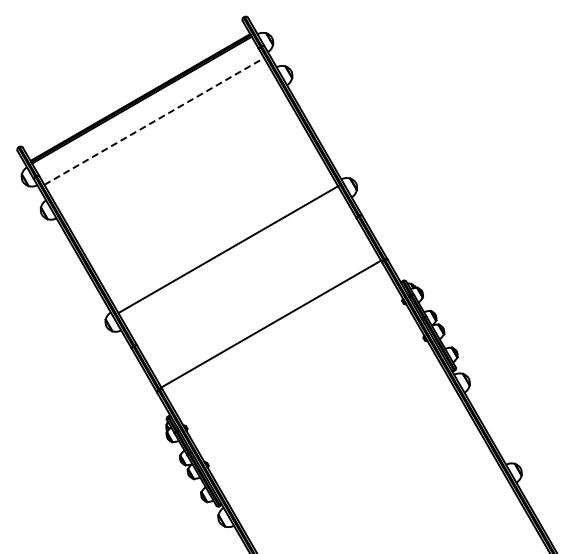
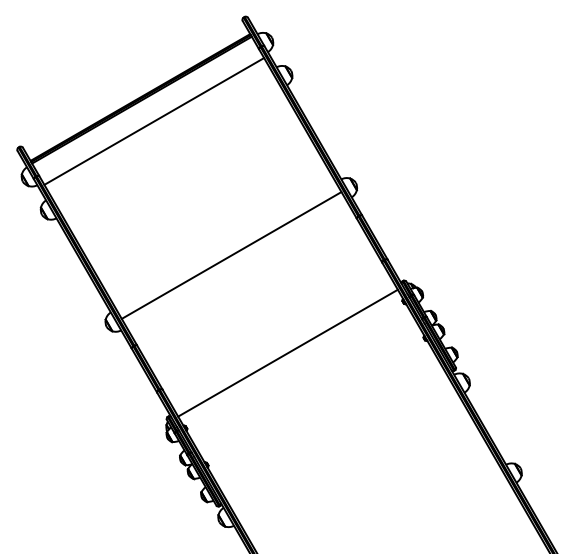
line: dashed -> solid (154, 121)
line position: (228, 249) -> (231, 255) (231, 255)
line position: (270, 323) -> (287, 352) (287, 352)
